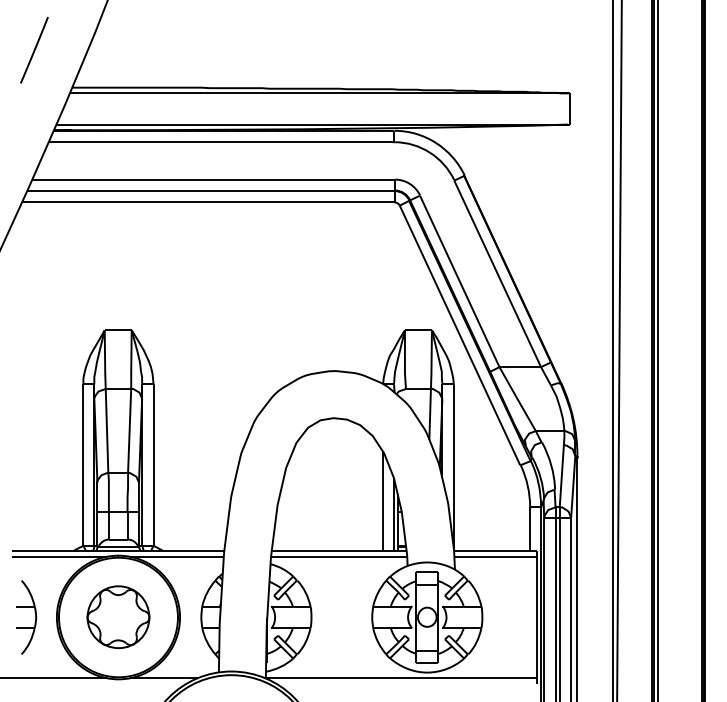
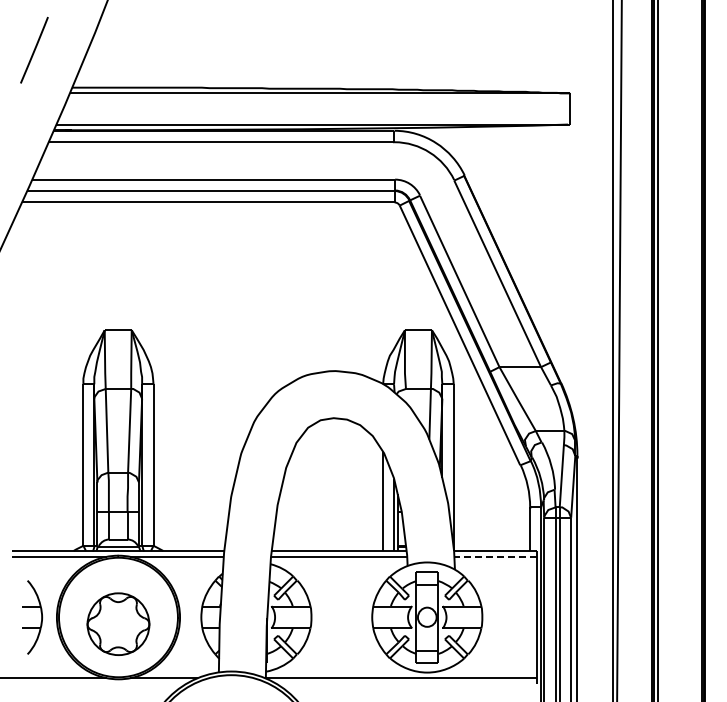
line: solid -> dashed (495, 556)
part position: (118, 616) -> (118, 623) (118, 623)
part position: (35, 617) -> (41, 617) (41, 617)
